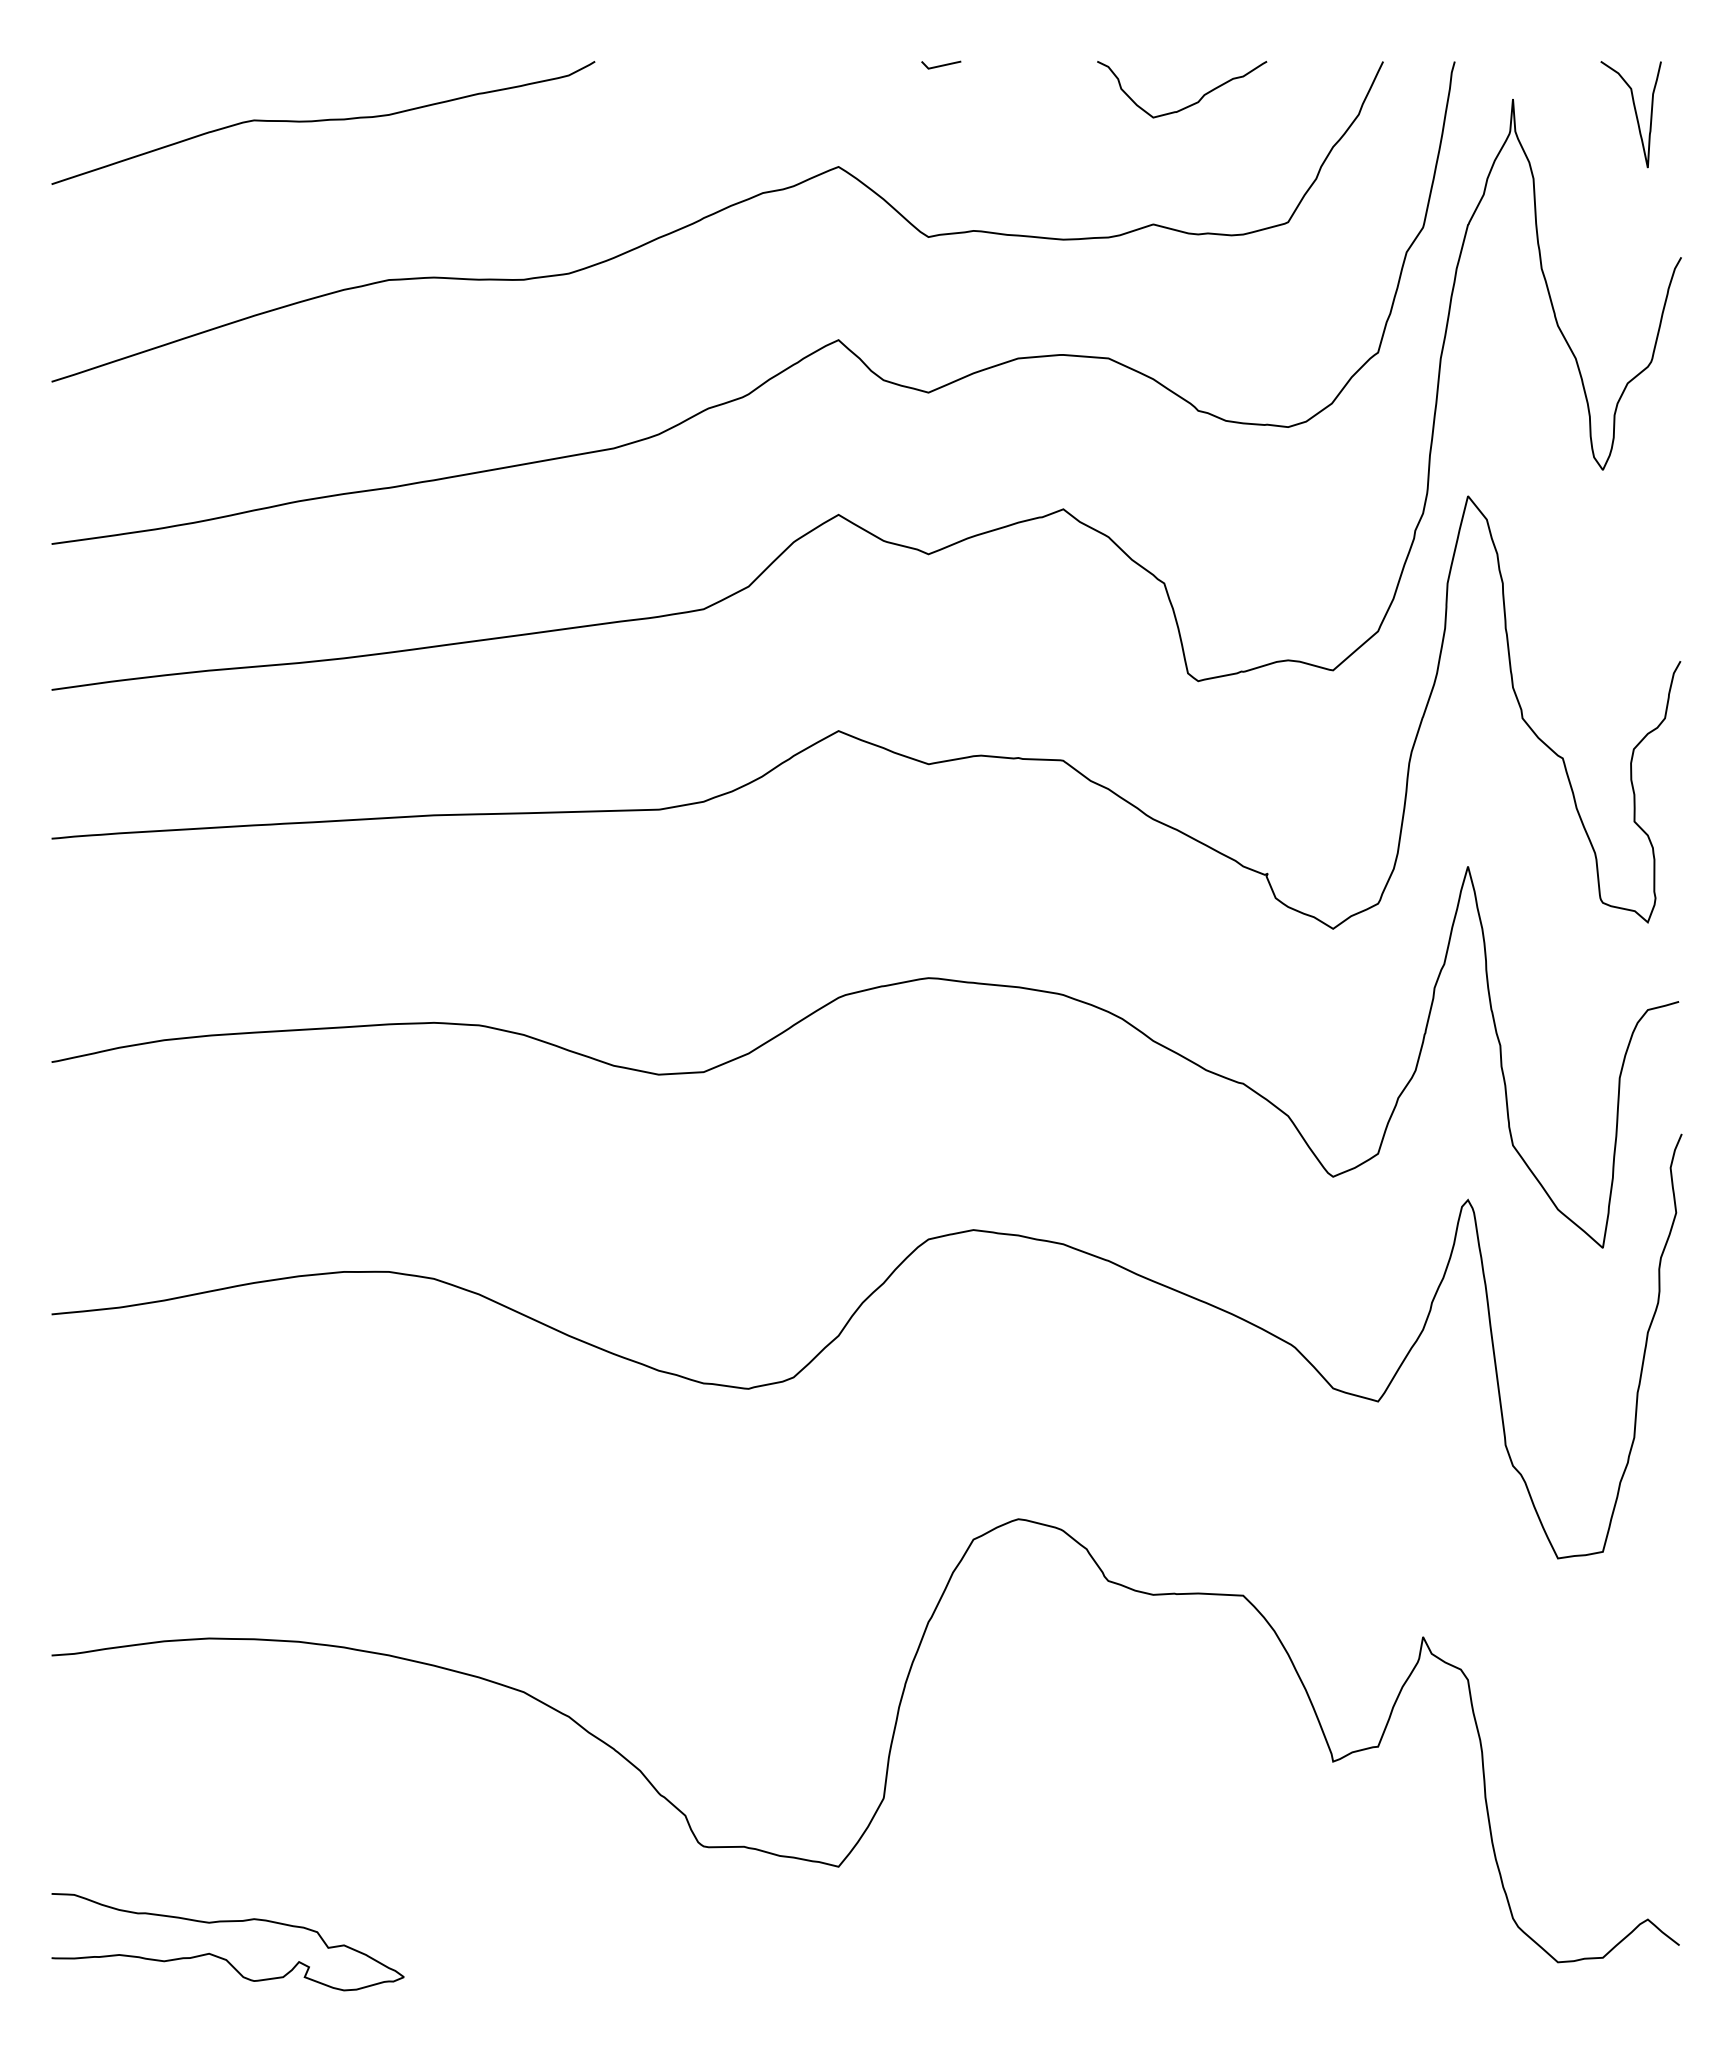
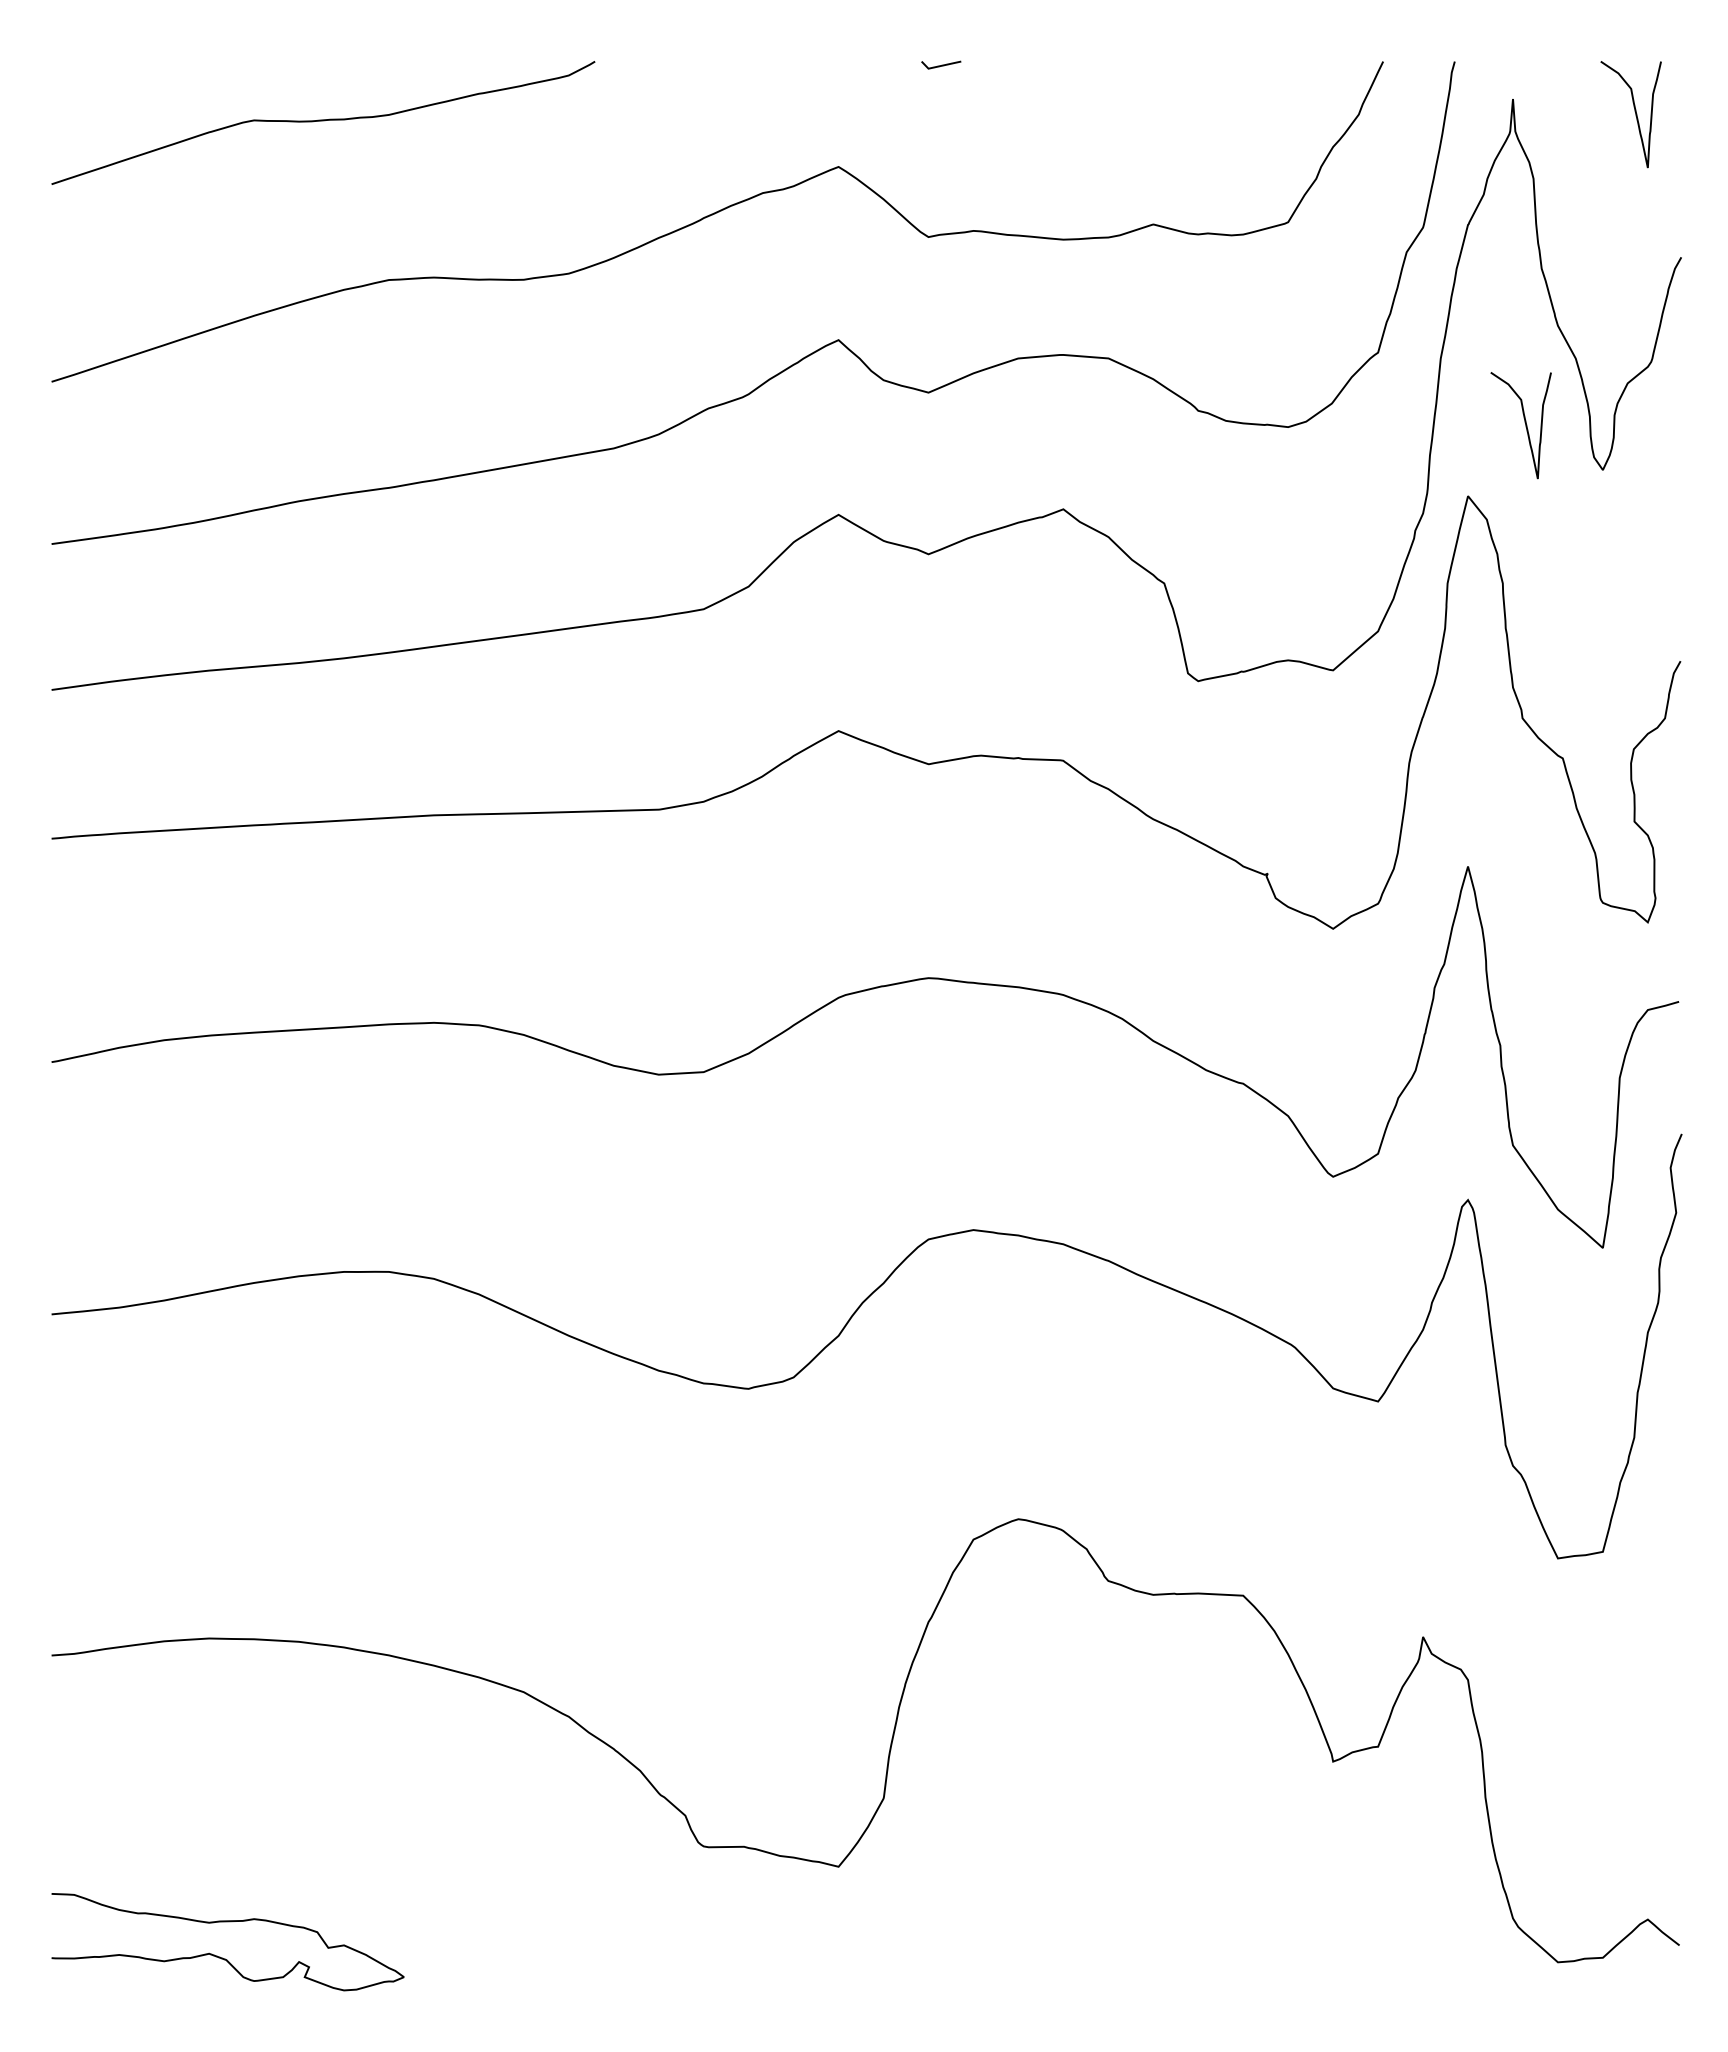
curve: present -> none (1190, 104)
curve: none -> present (1524, 422)
